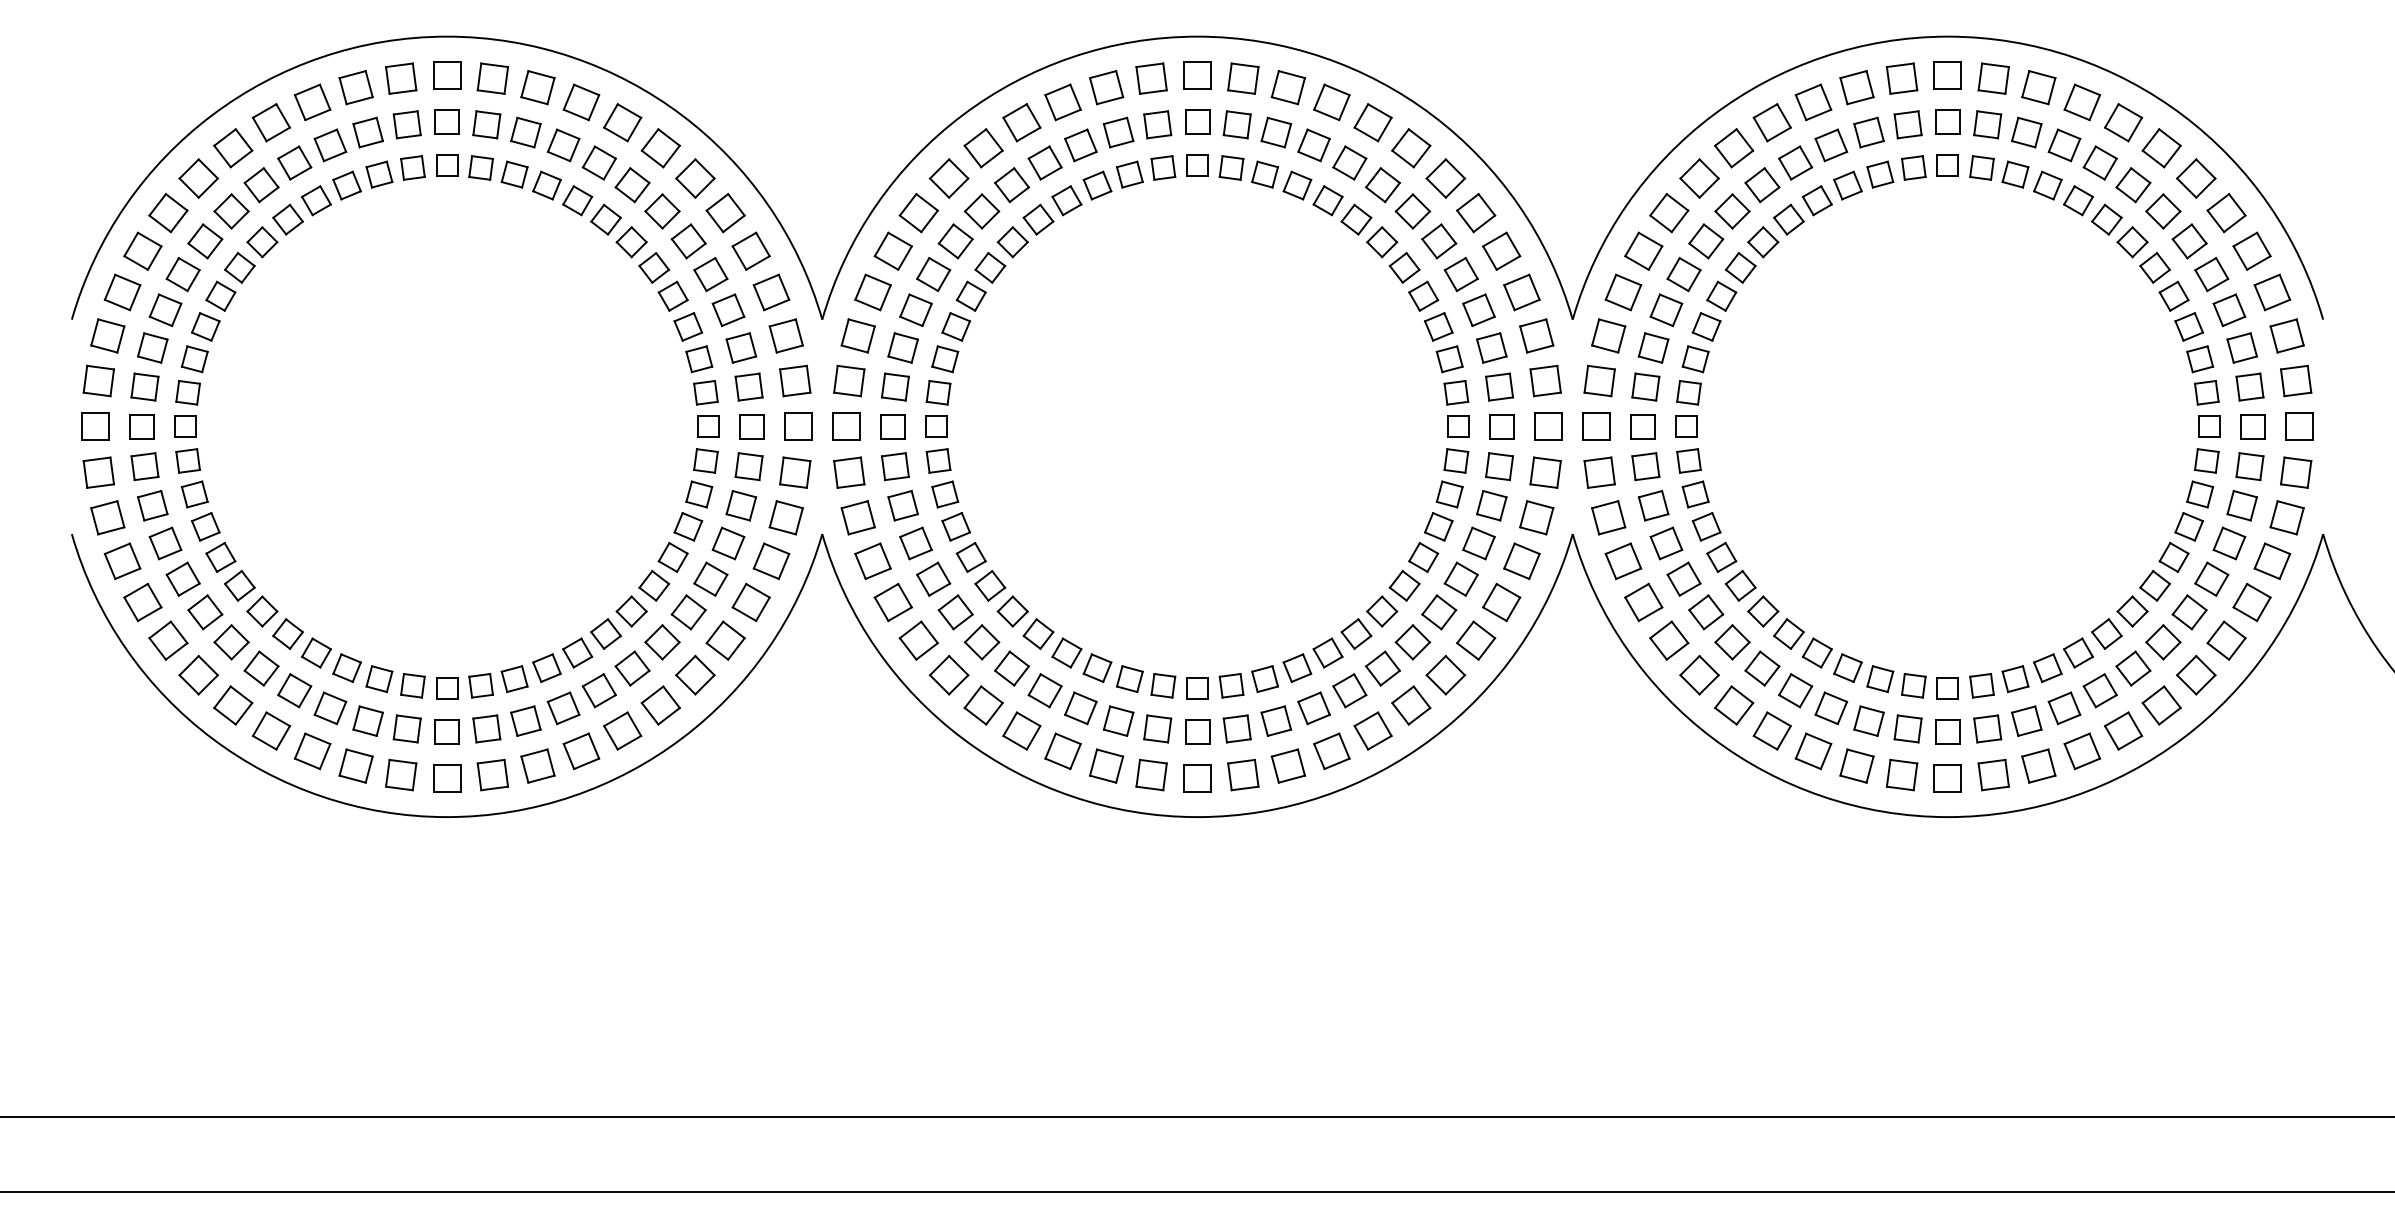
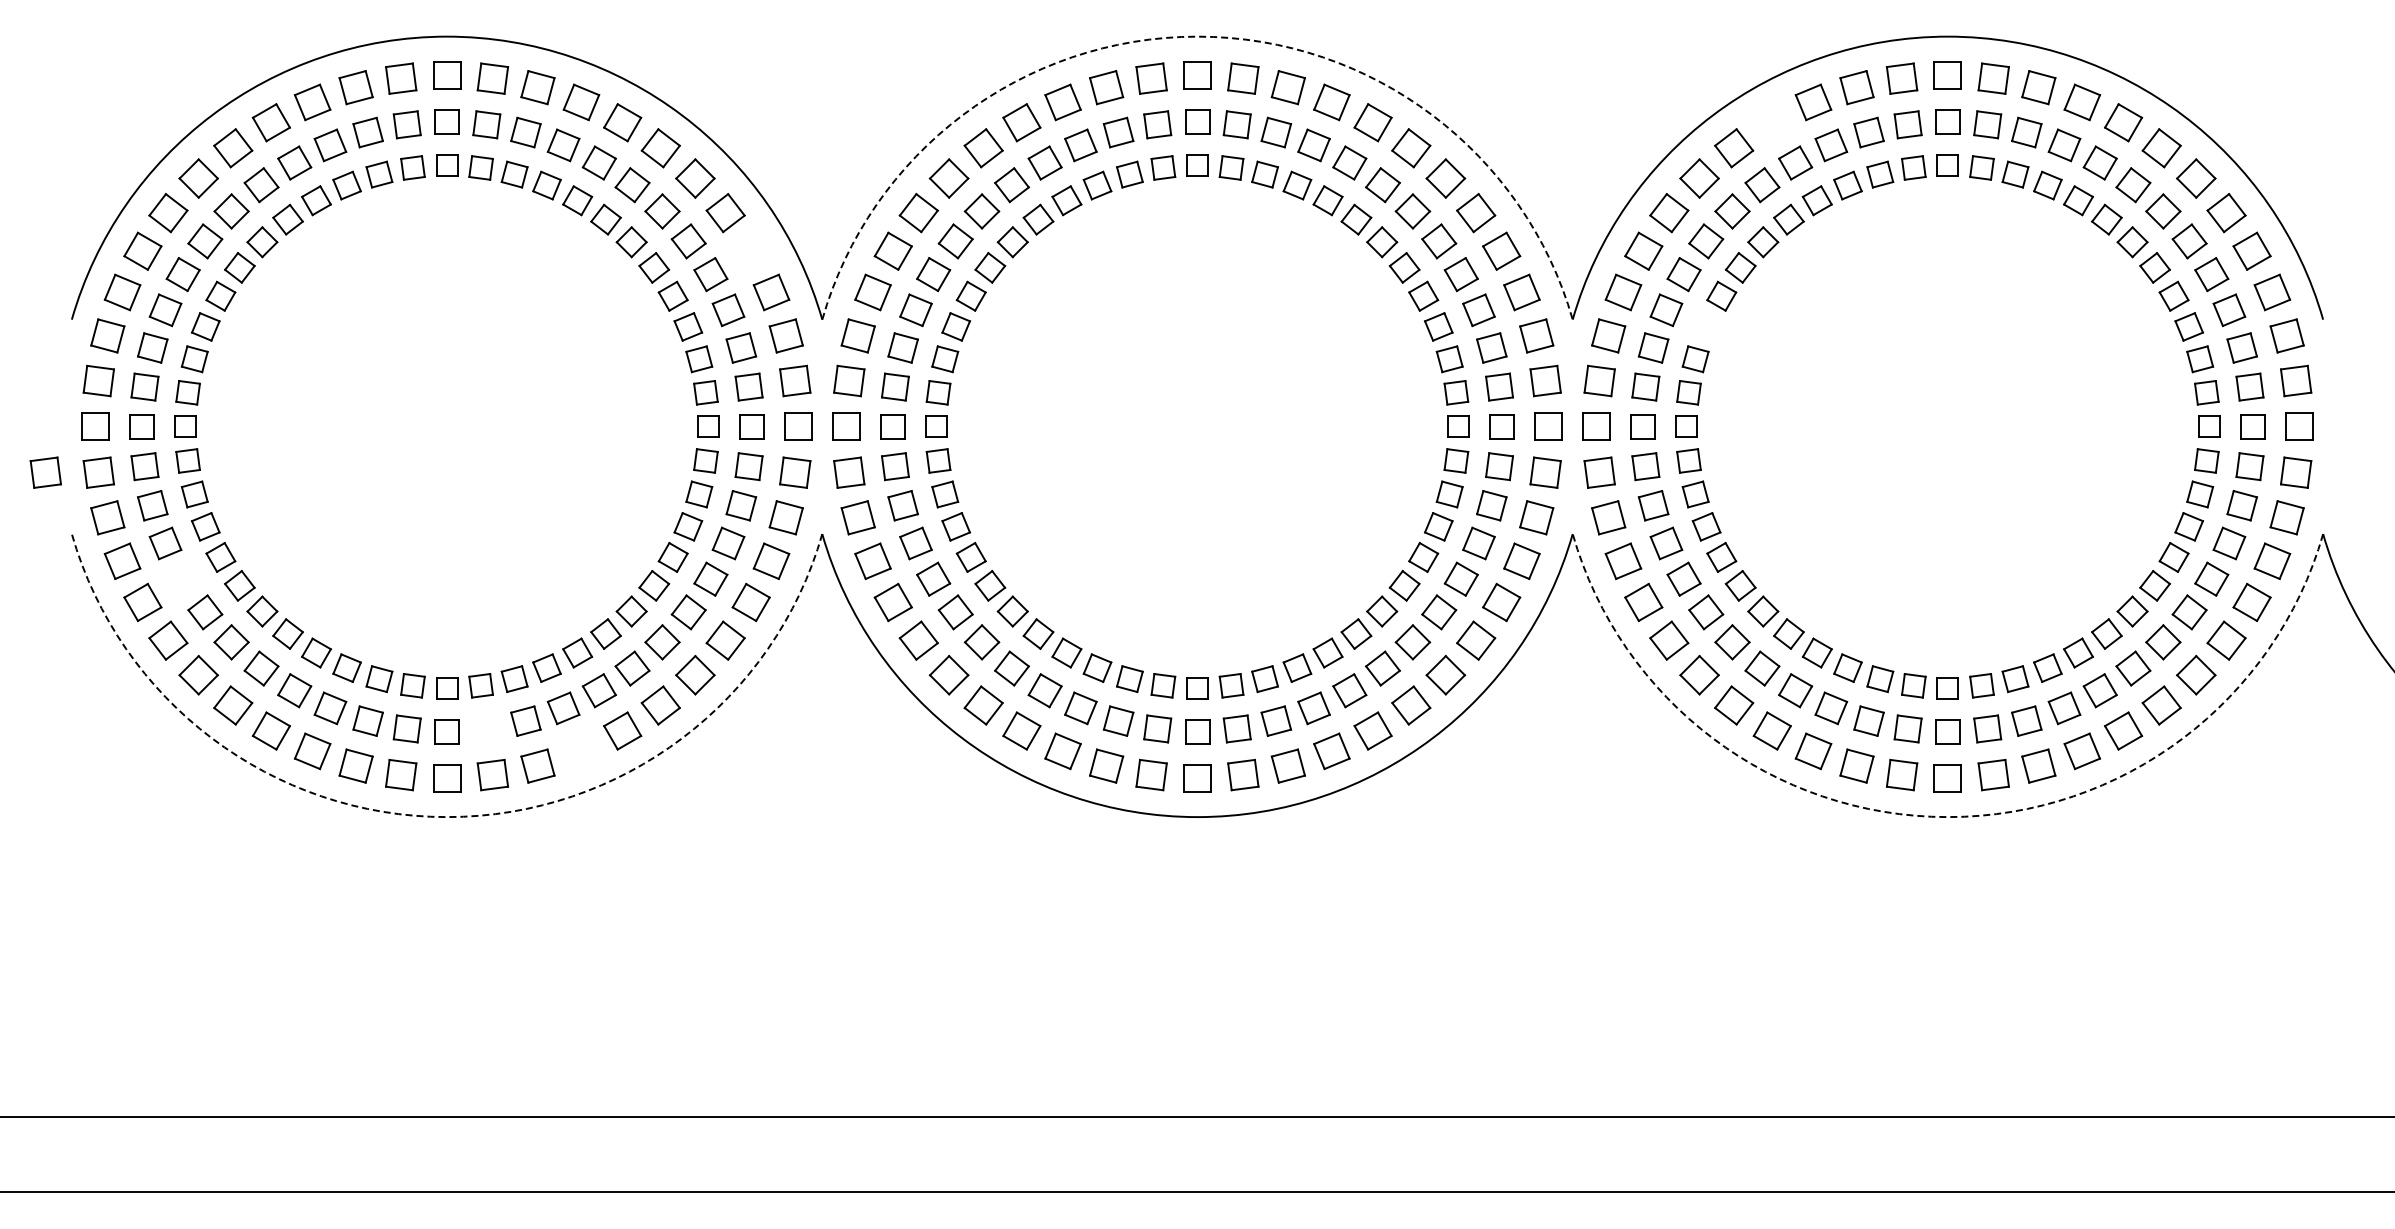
arc: solid -> dashed (1197, 36)
part: present -> none (1771, 122)
part: present -> none (750, 250)
part: present -> none (1706, 326)
part: none -> present (45, 472)
part: present -> none (182, 578)
part: present -> none (486, 728)
part: present -> none (581, 751)
arc: solid -> dashed (447, 817)
arc: solid -> dashed (1947, 817)
